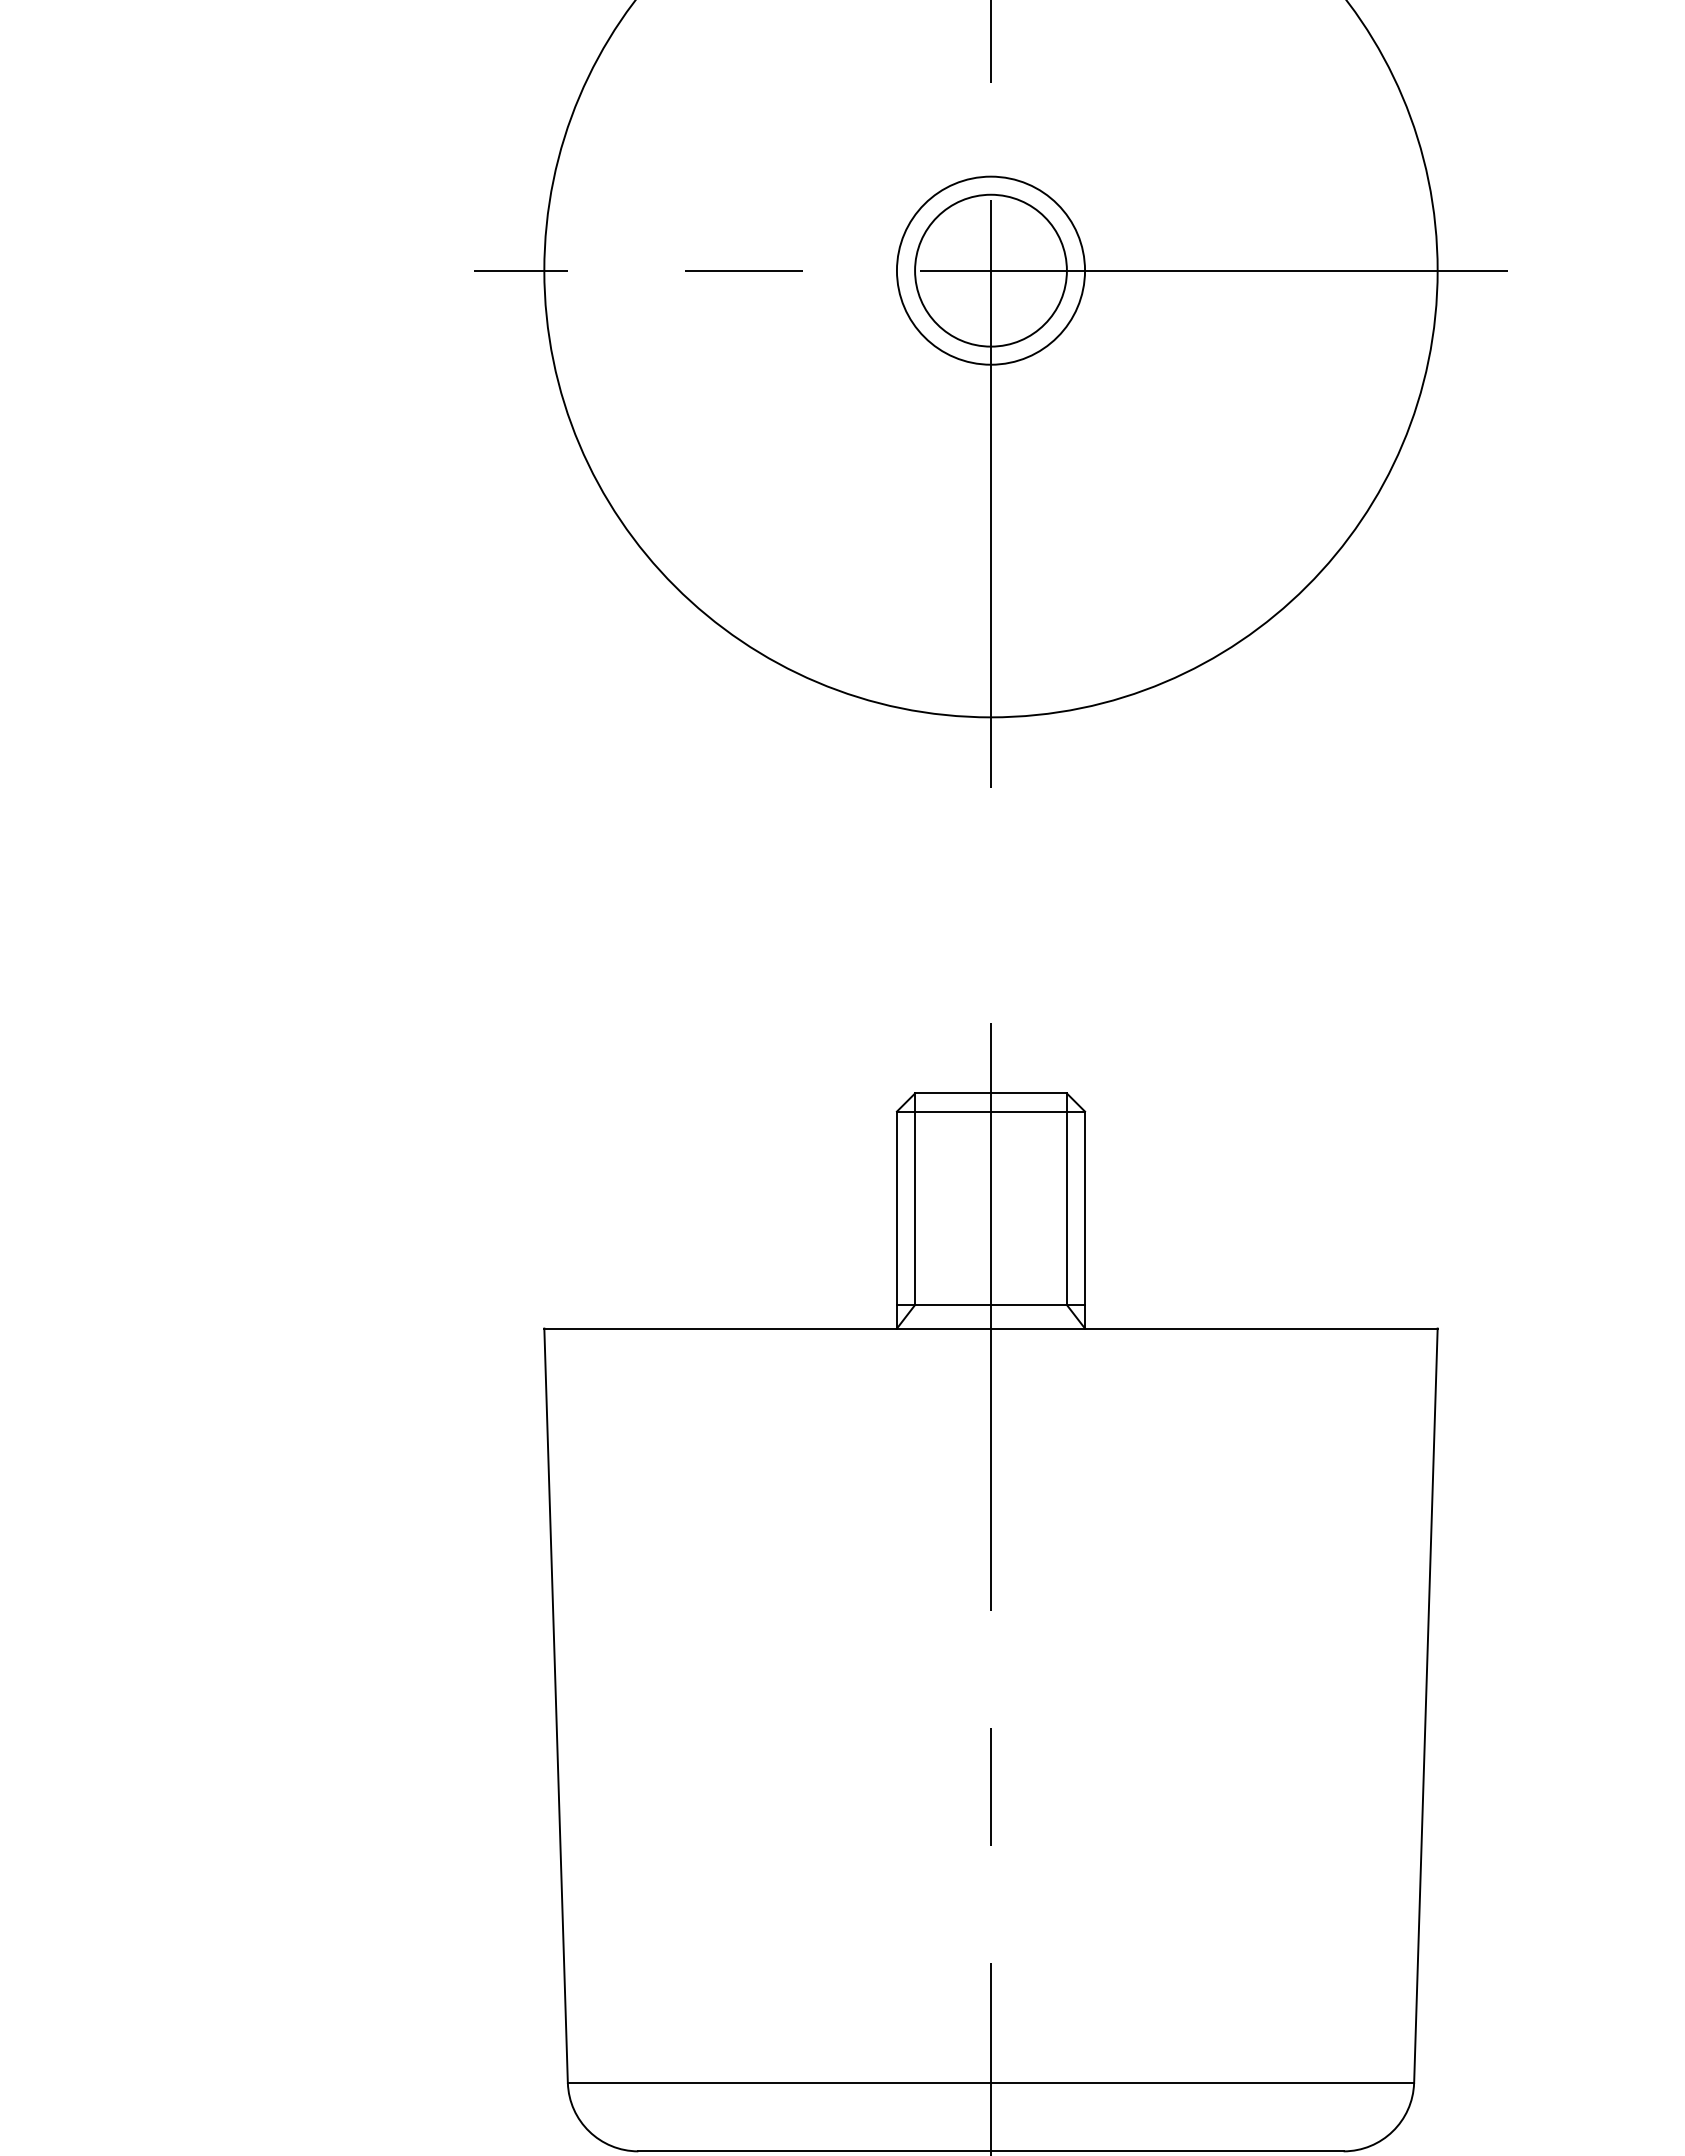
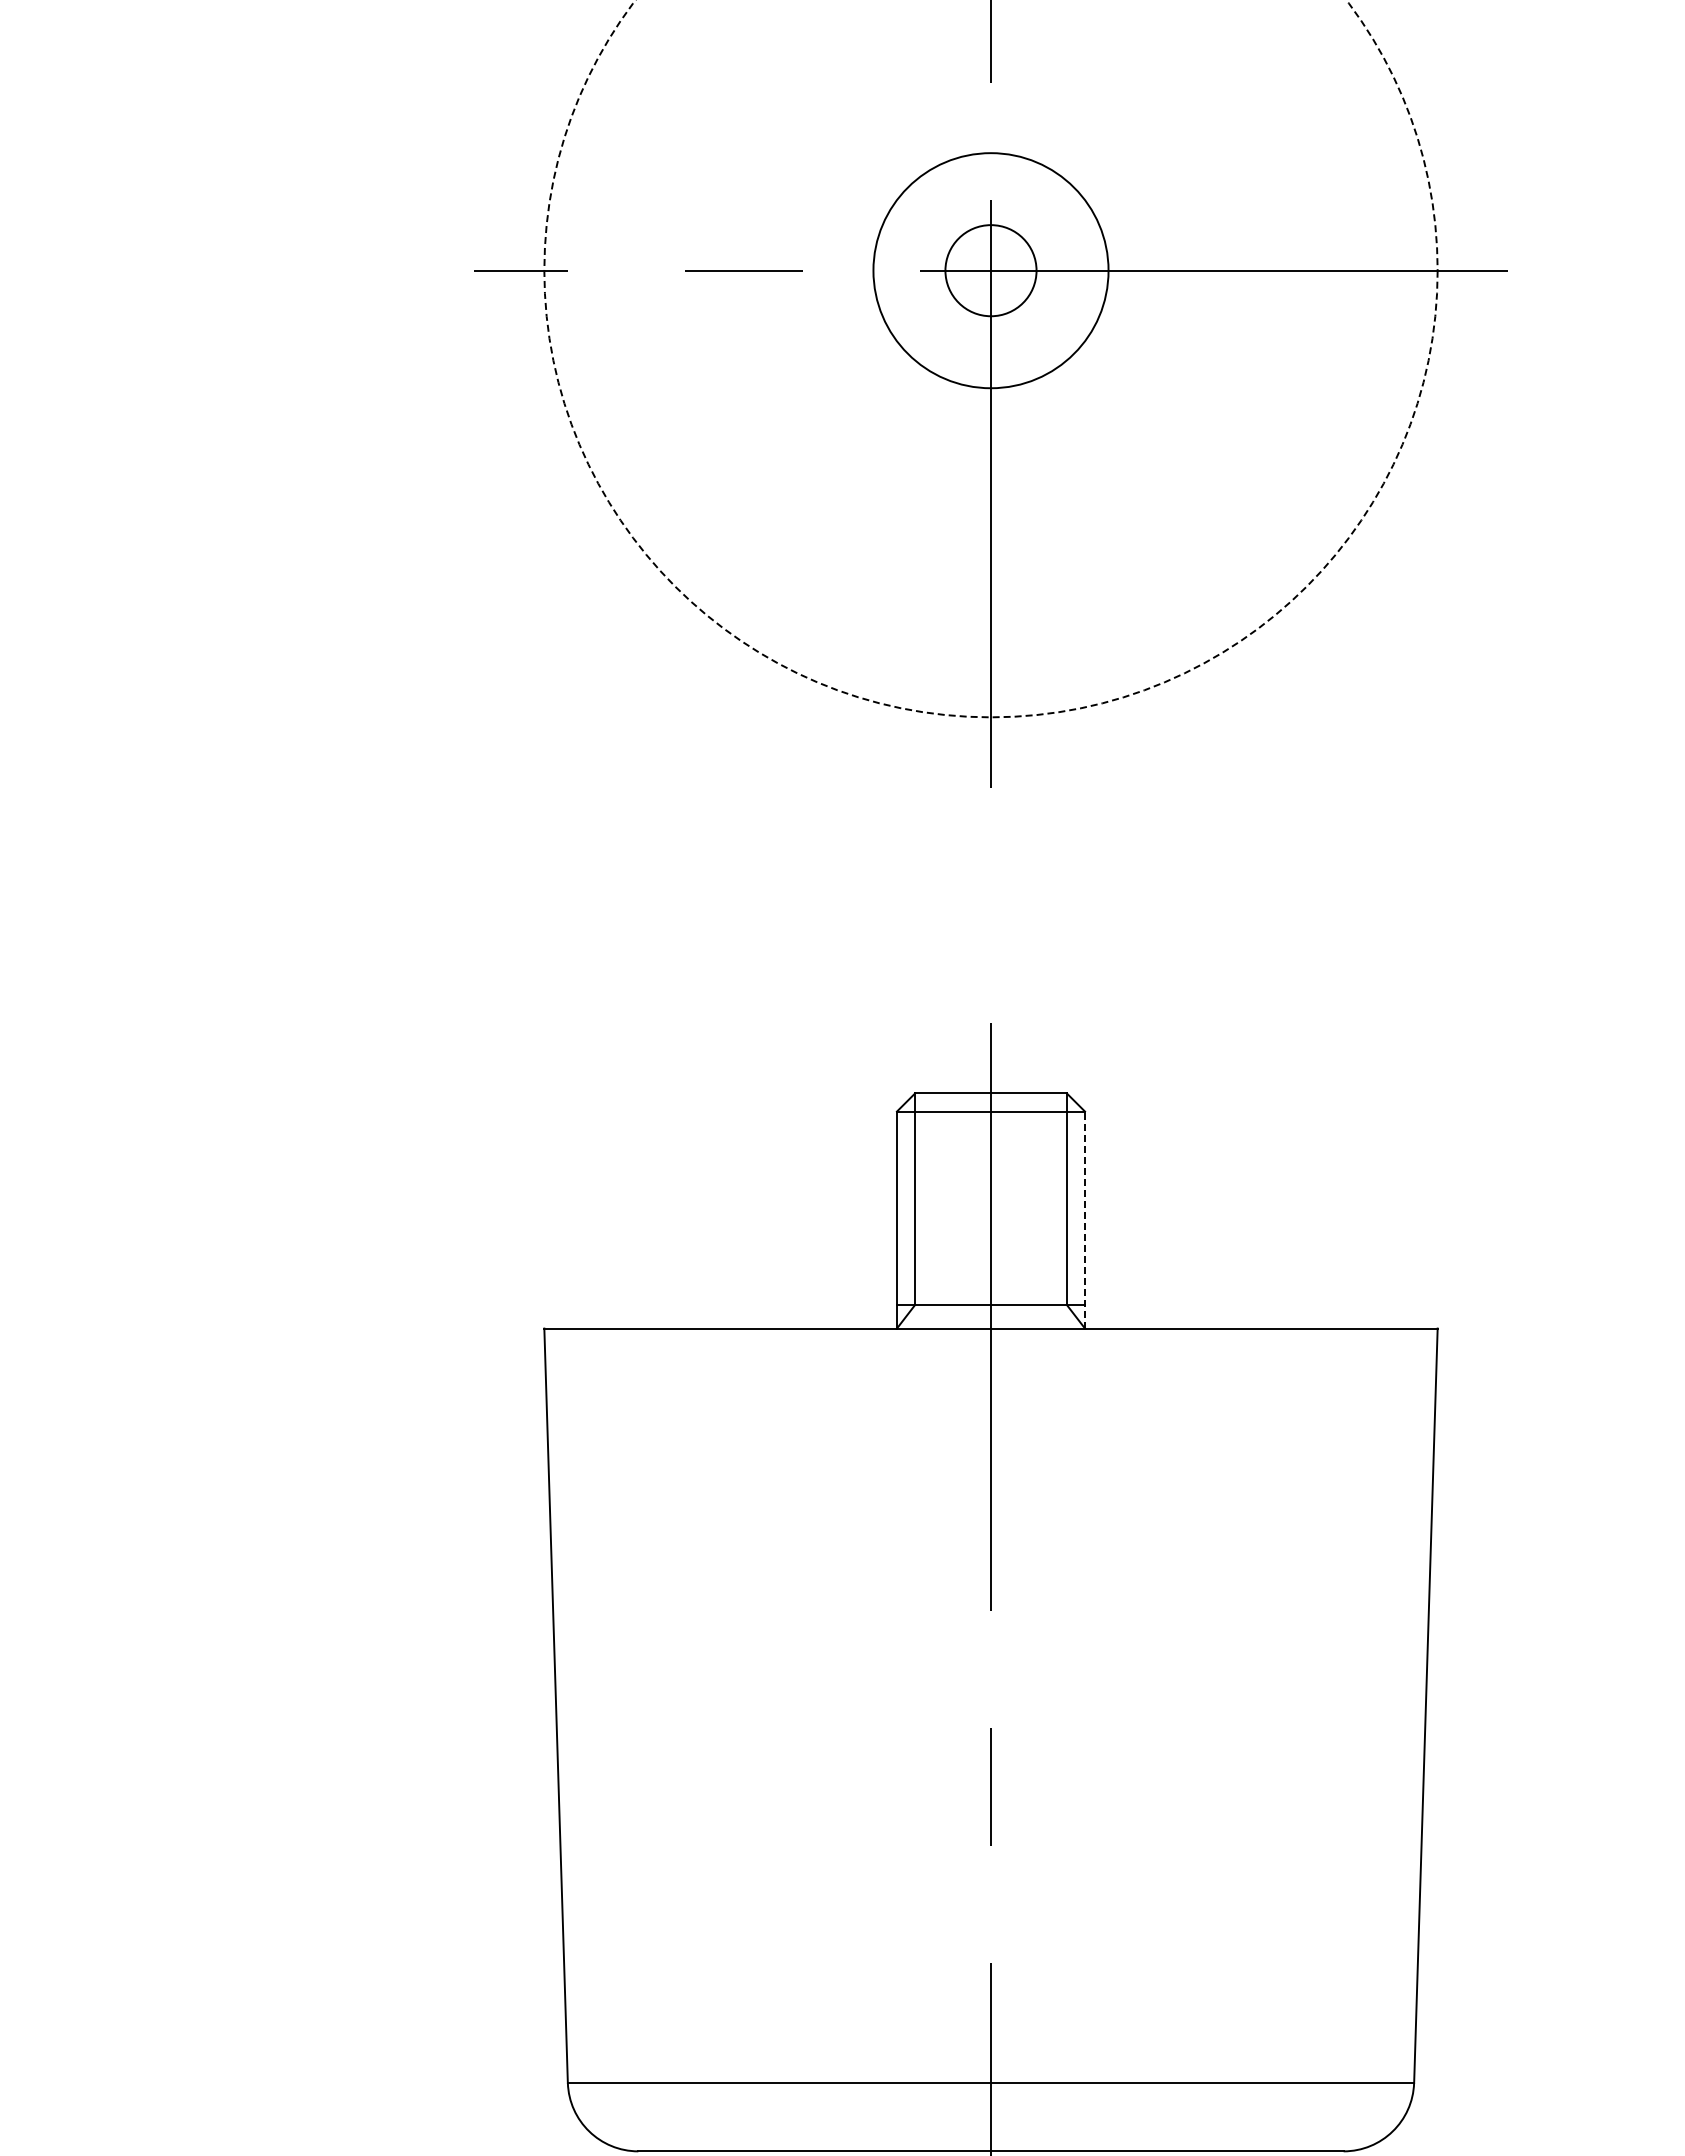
circle diameter: 152 px -> 91 px (990, 270)
circle diameter: 188 px -> 235 px (990, 270)
circle: solid -> dashed (990, 358)
line: solid -> dashed (1085, 1219)
